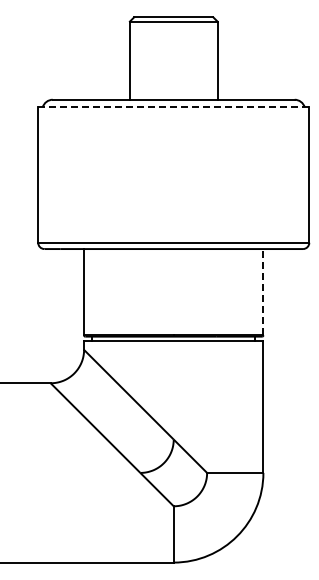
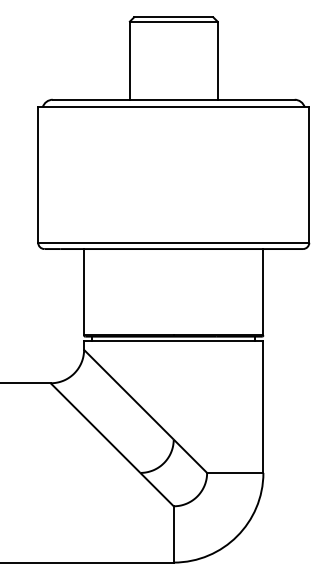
line: dashed -> solid (173, 107)
line: dashed -> solid (263, 291)
